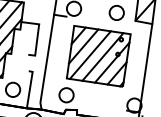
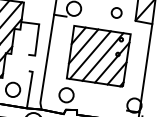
part size: 17x16 px -> 13x12 px (116, 12)
